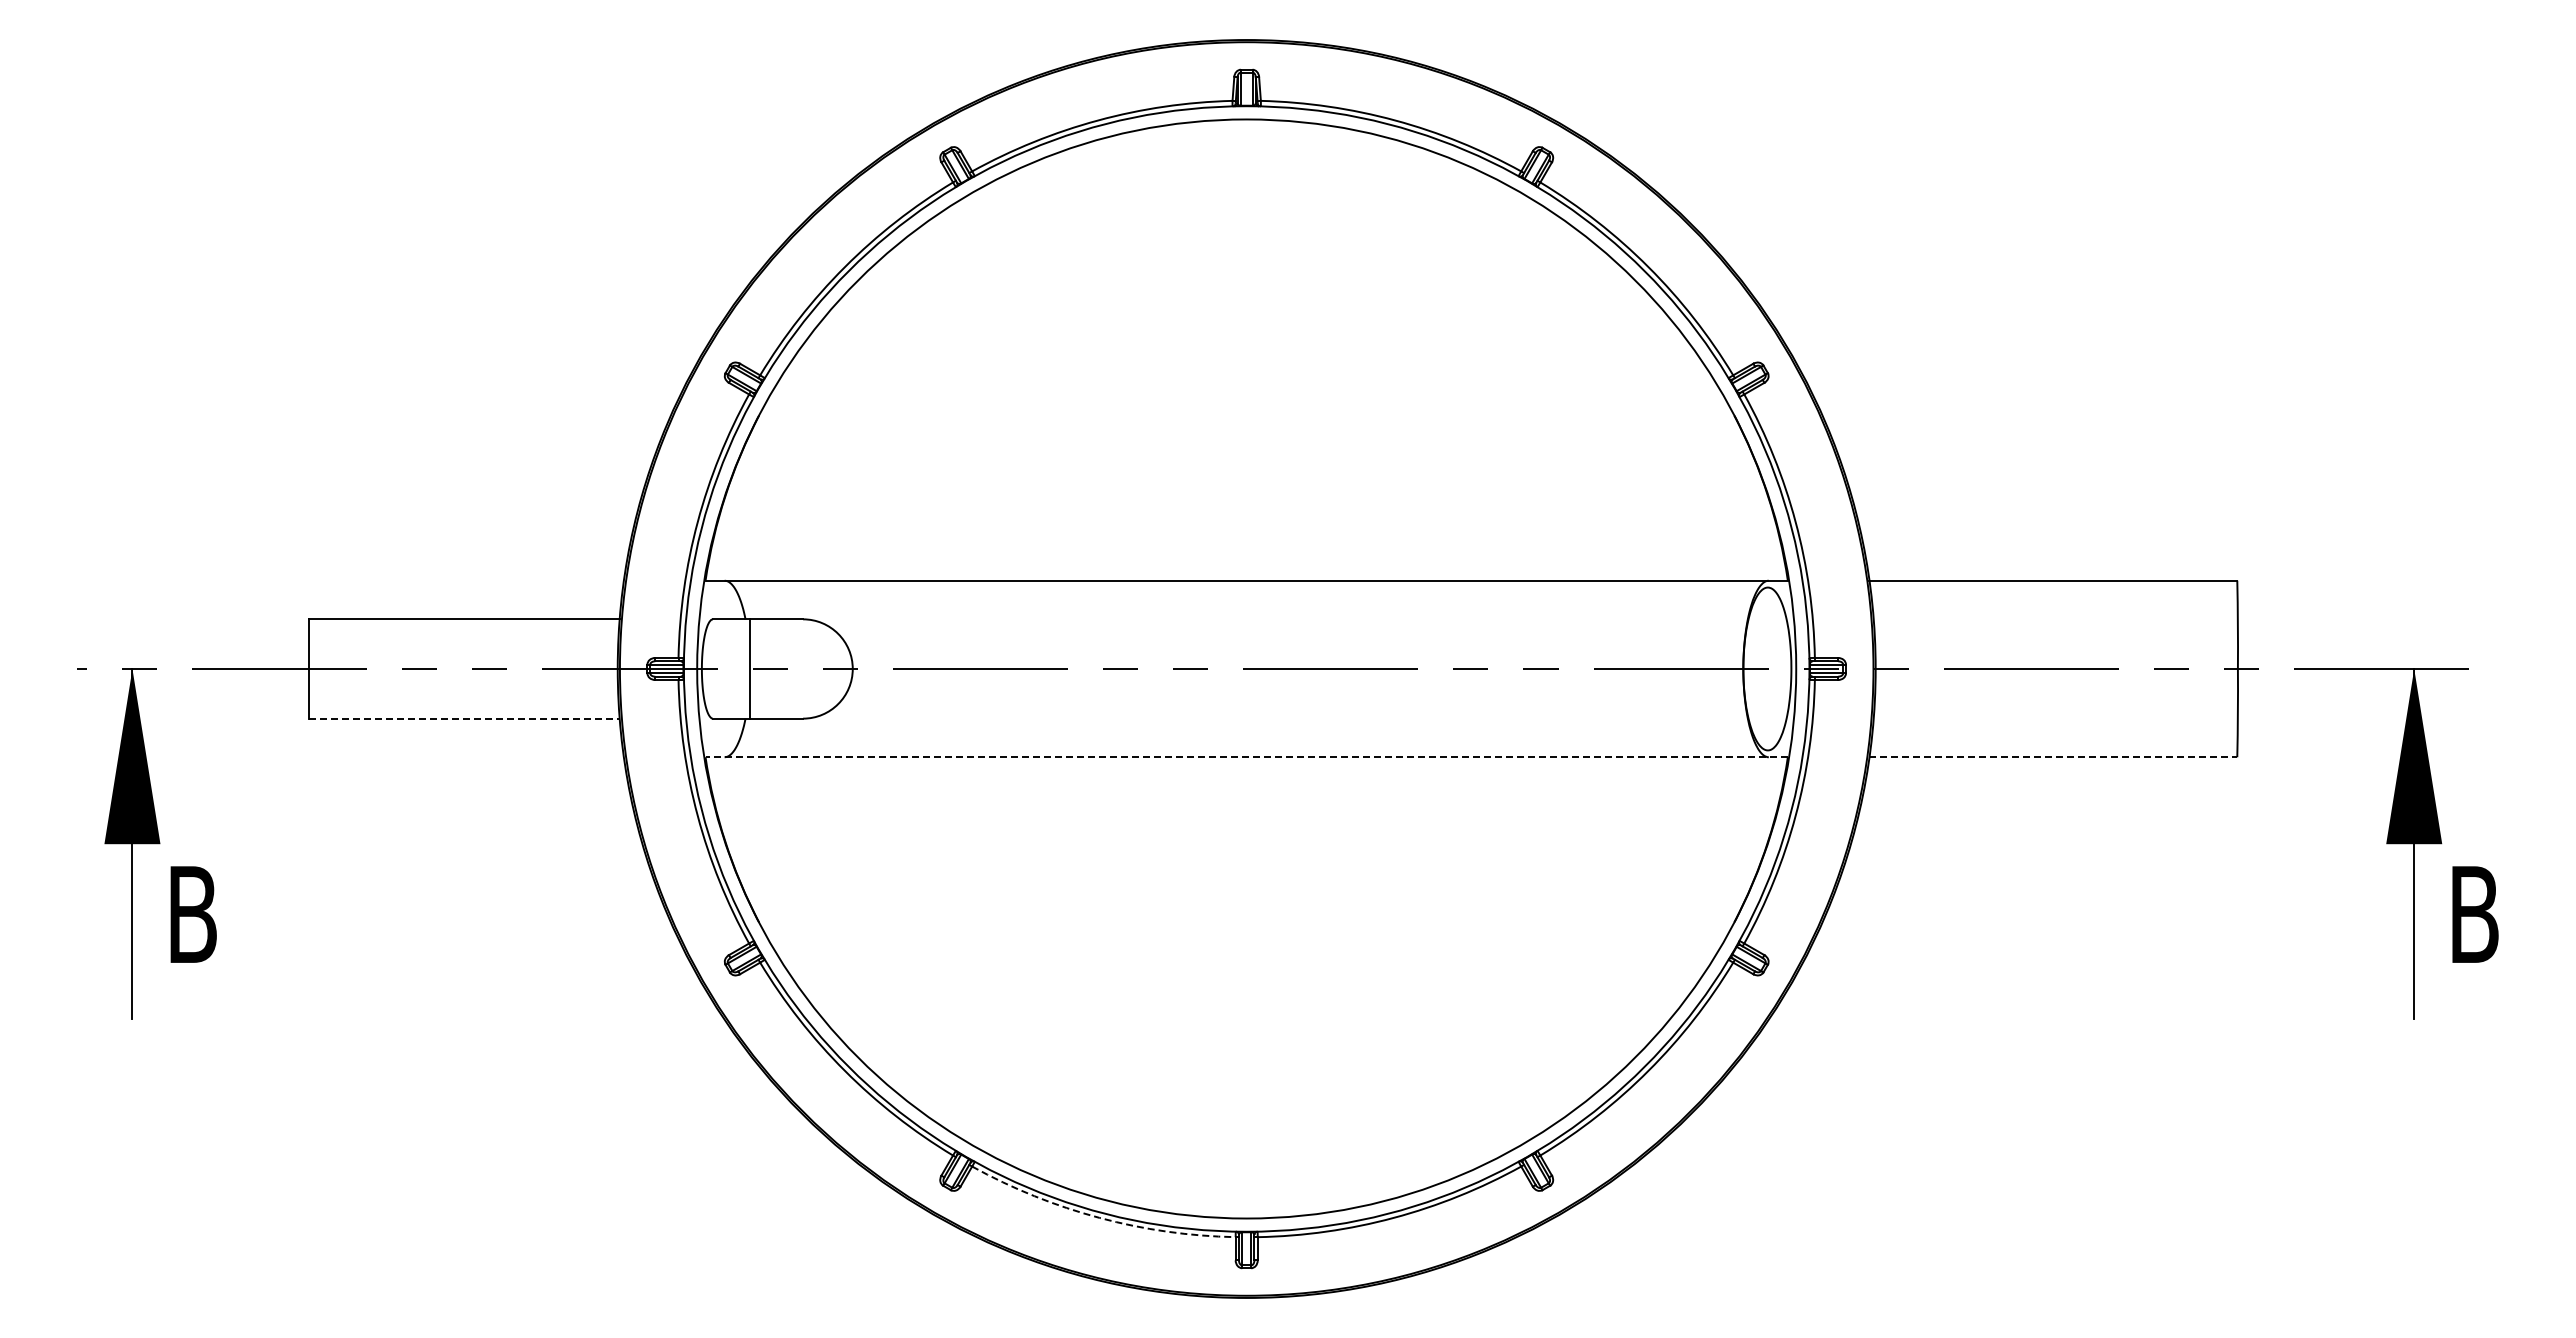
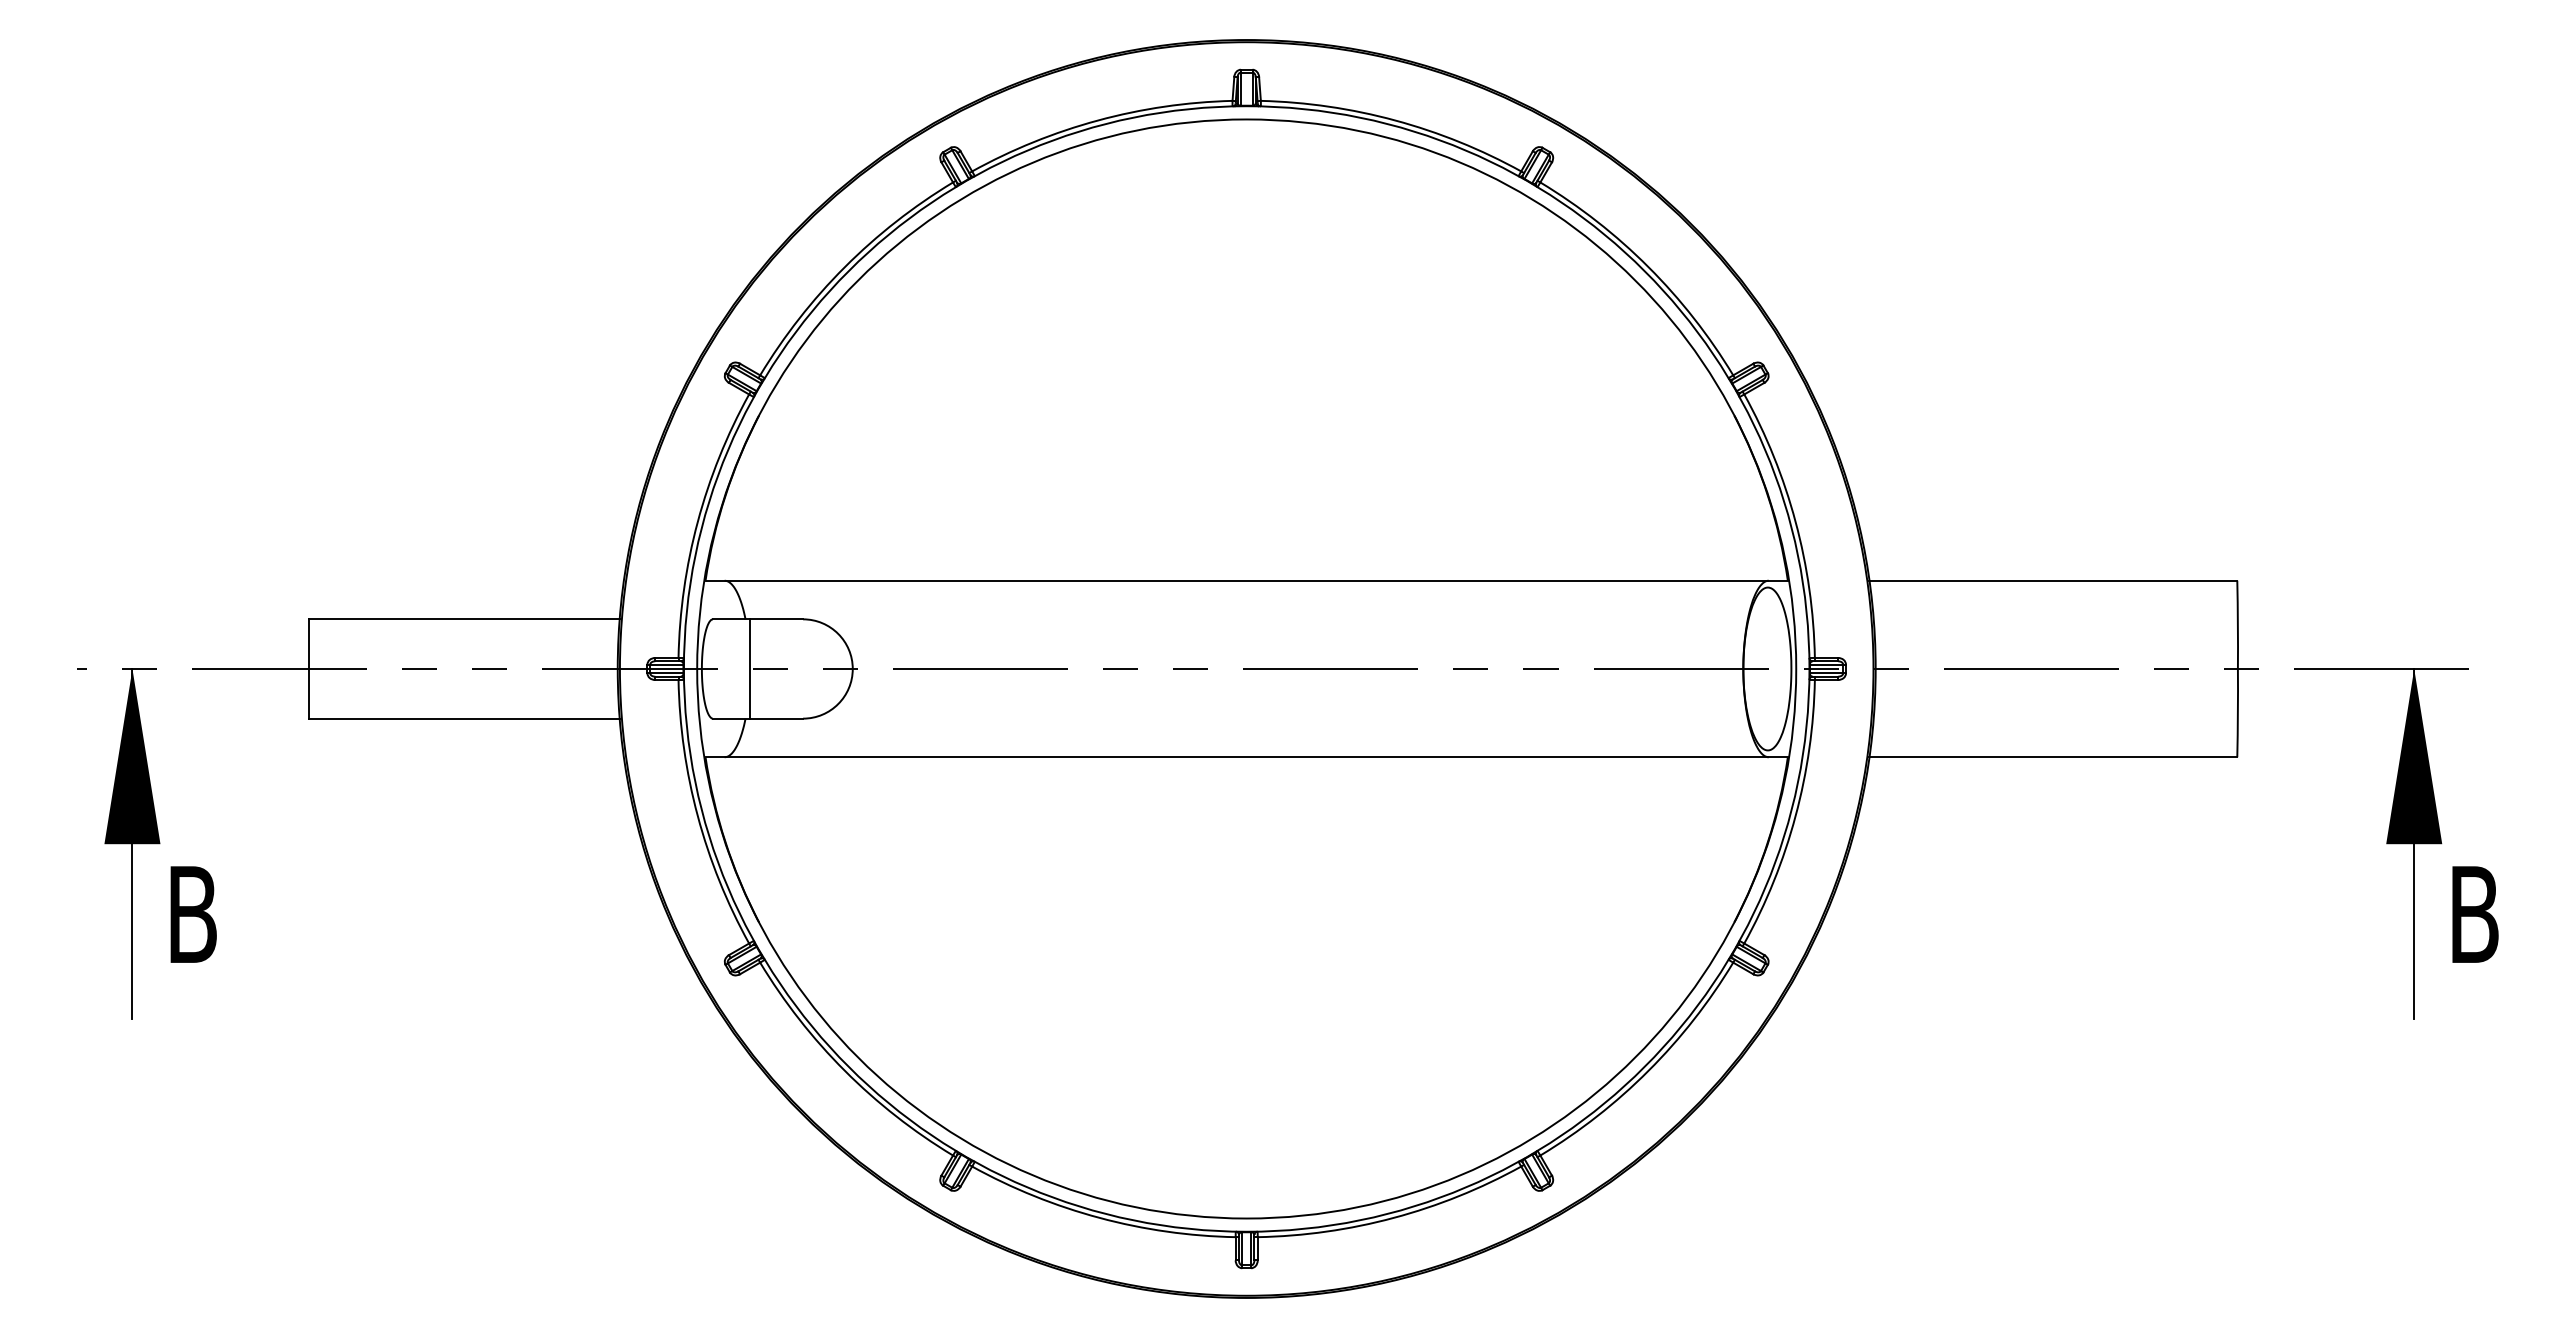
line: dashed -> solid (464, 718)
line: dashed -> solid (1246, 757)
line: dashed -> solid (2053, 757)
arc: dashed -> solid (1099, 1217)
